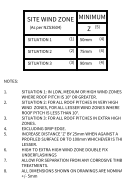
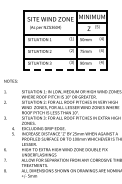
line: solid -> dashed (65, 70)
text position: (5, 131) -> (13, 131) (13, 131)
